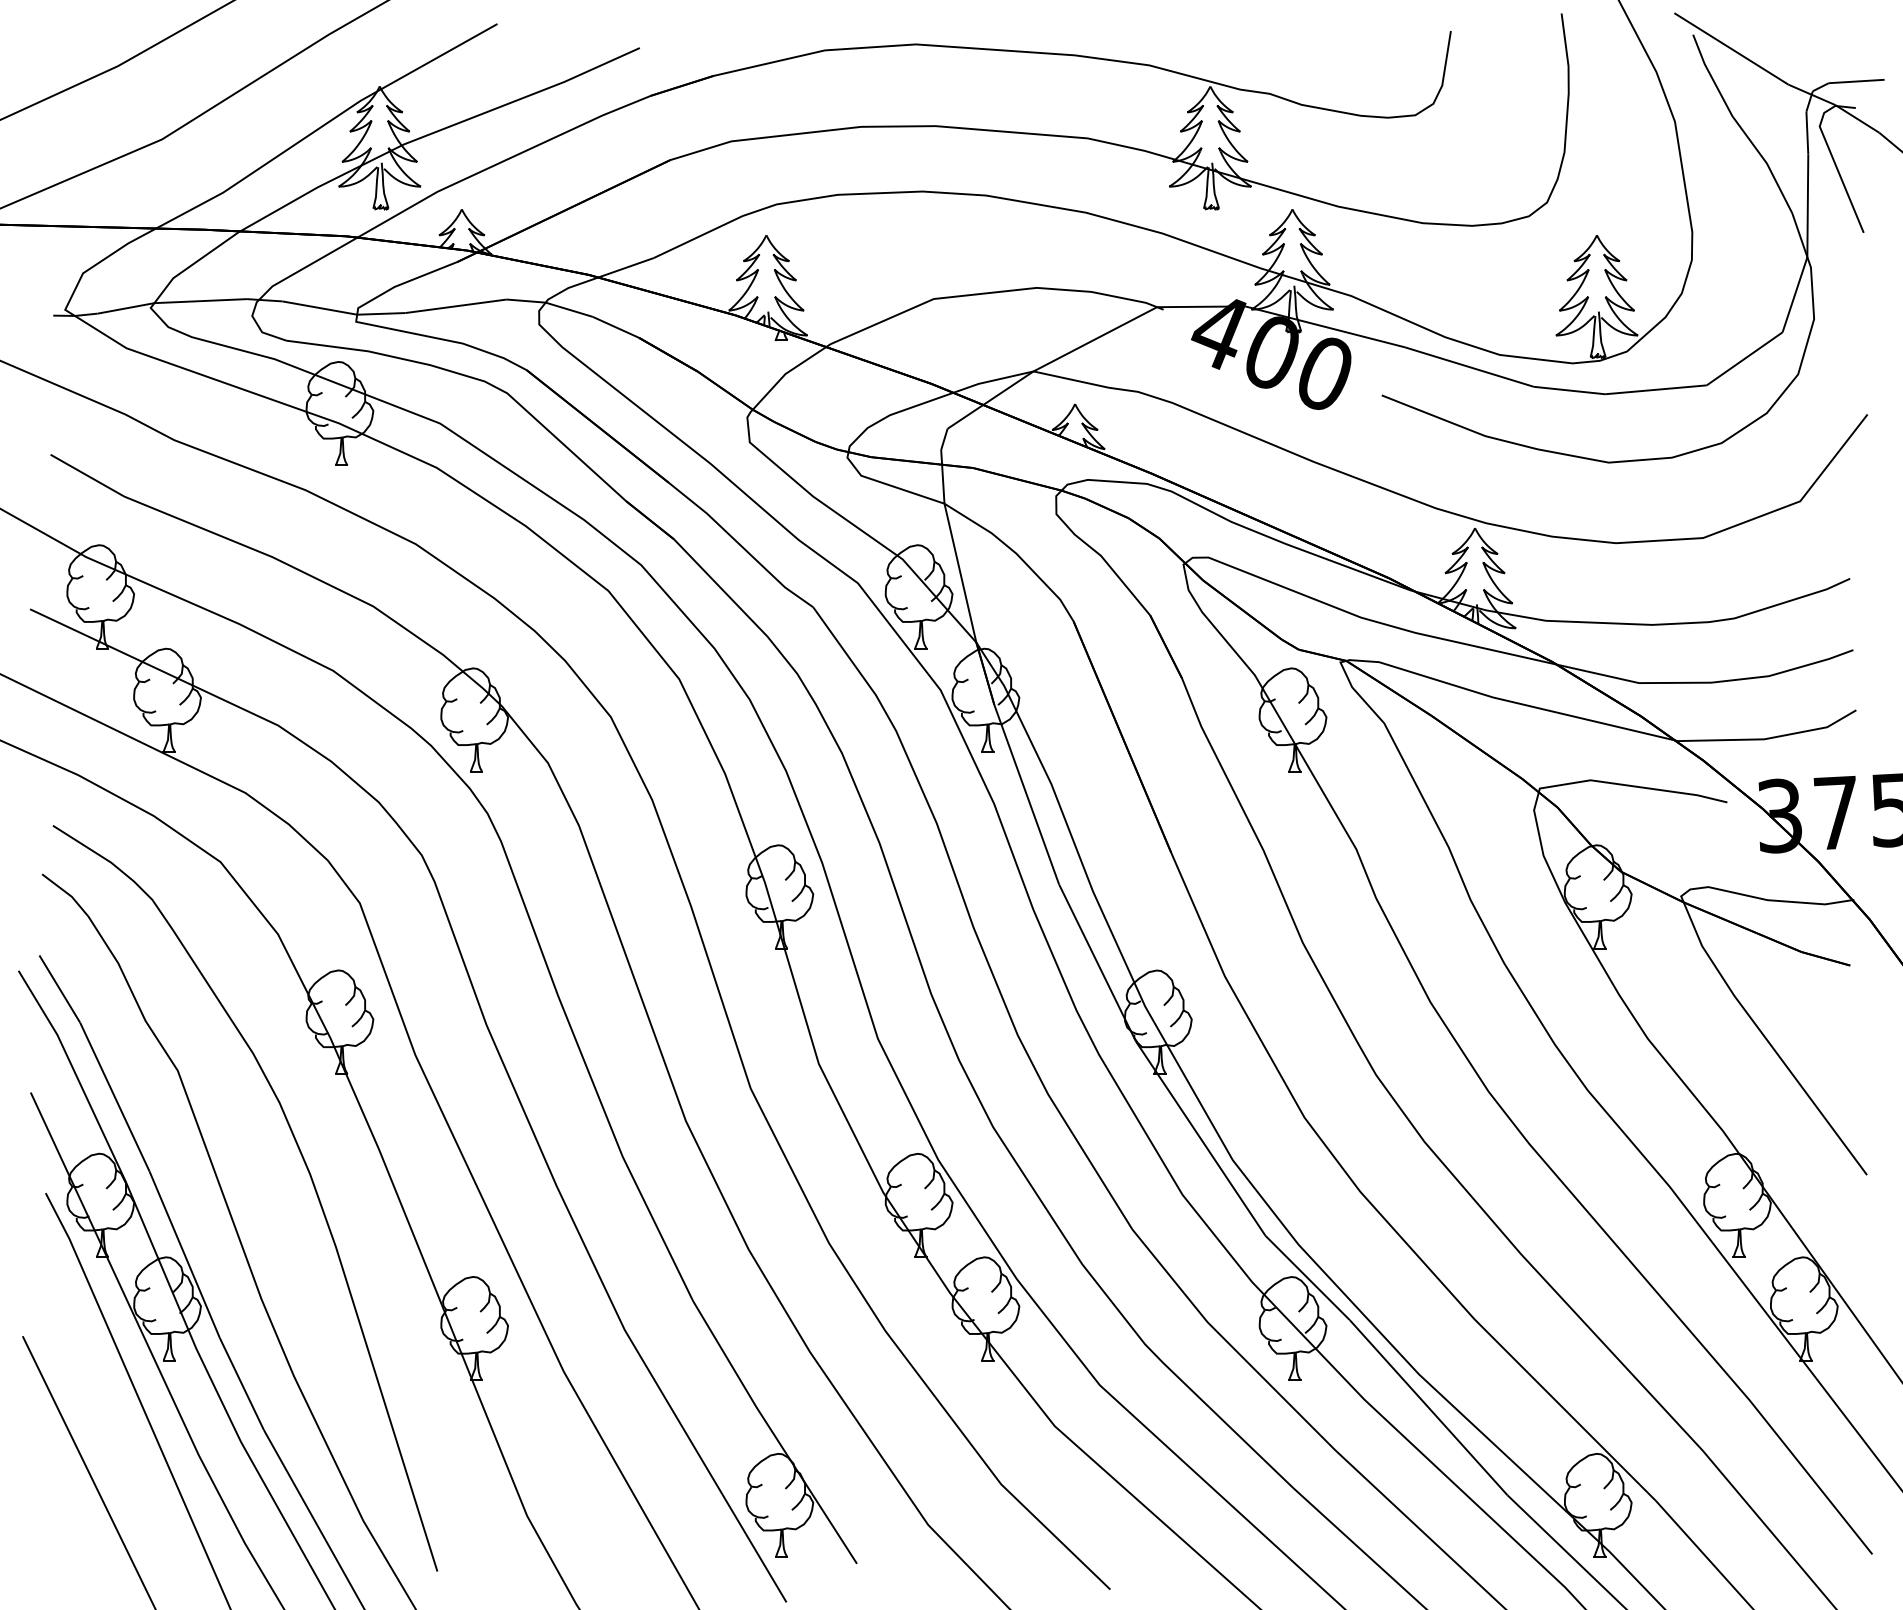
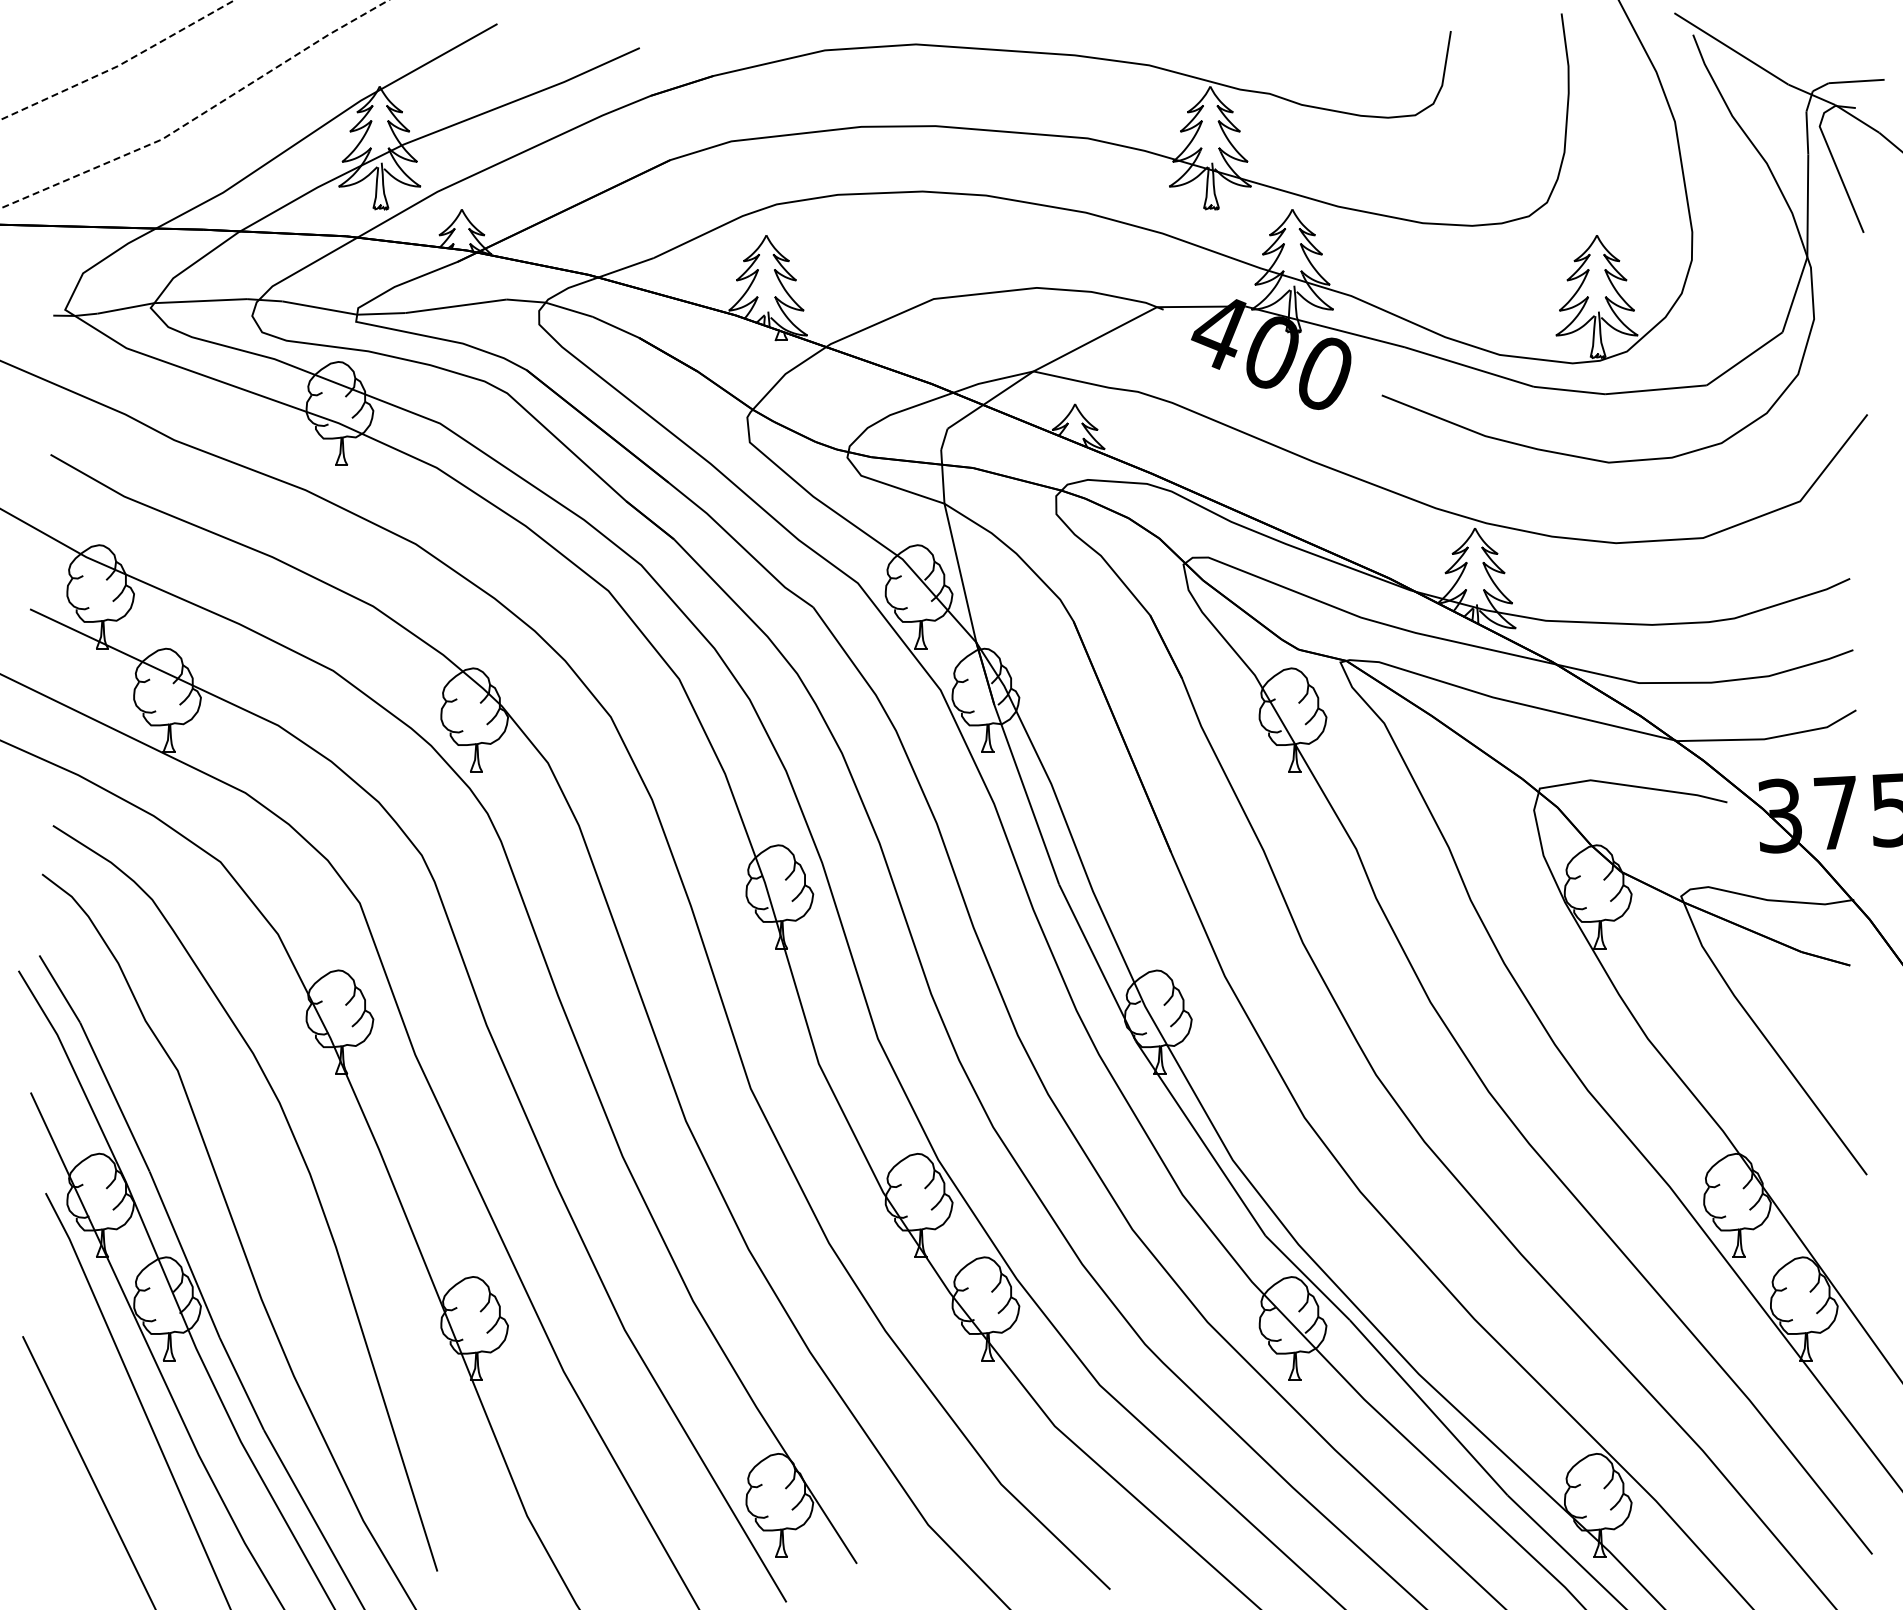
line: solid -> dashed (120, 64)
line: solid -> dashed (201, 114)
